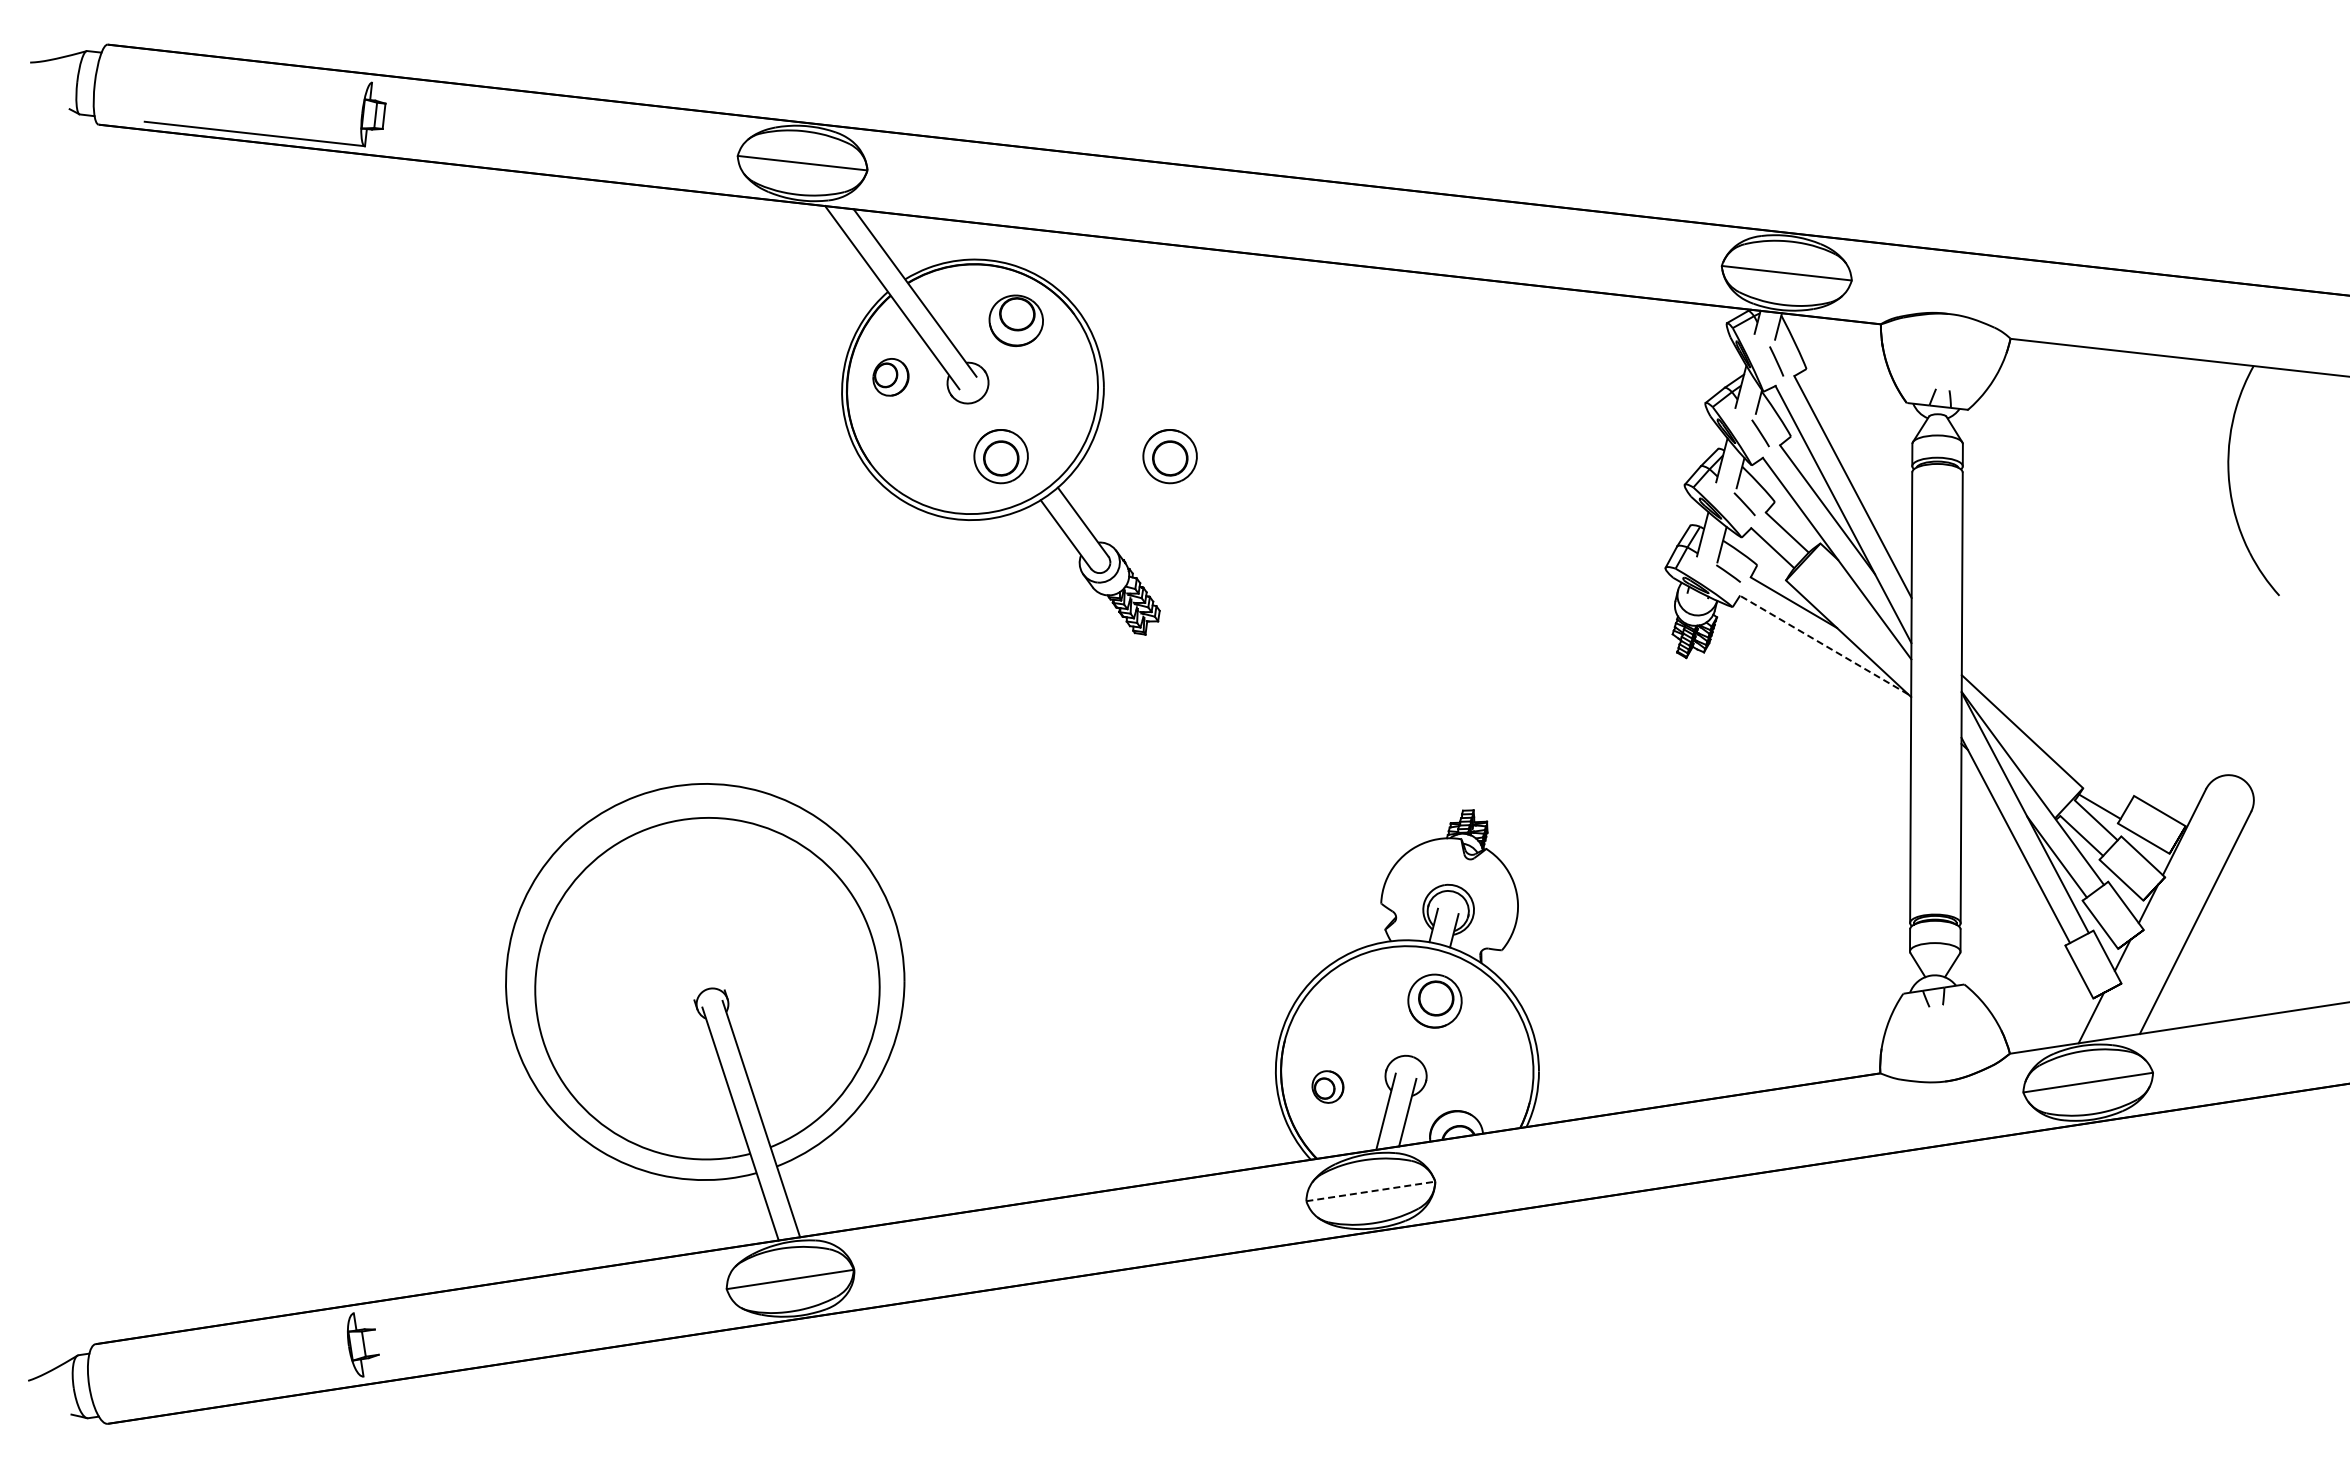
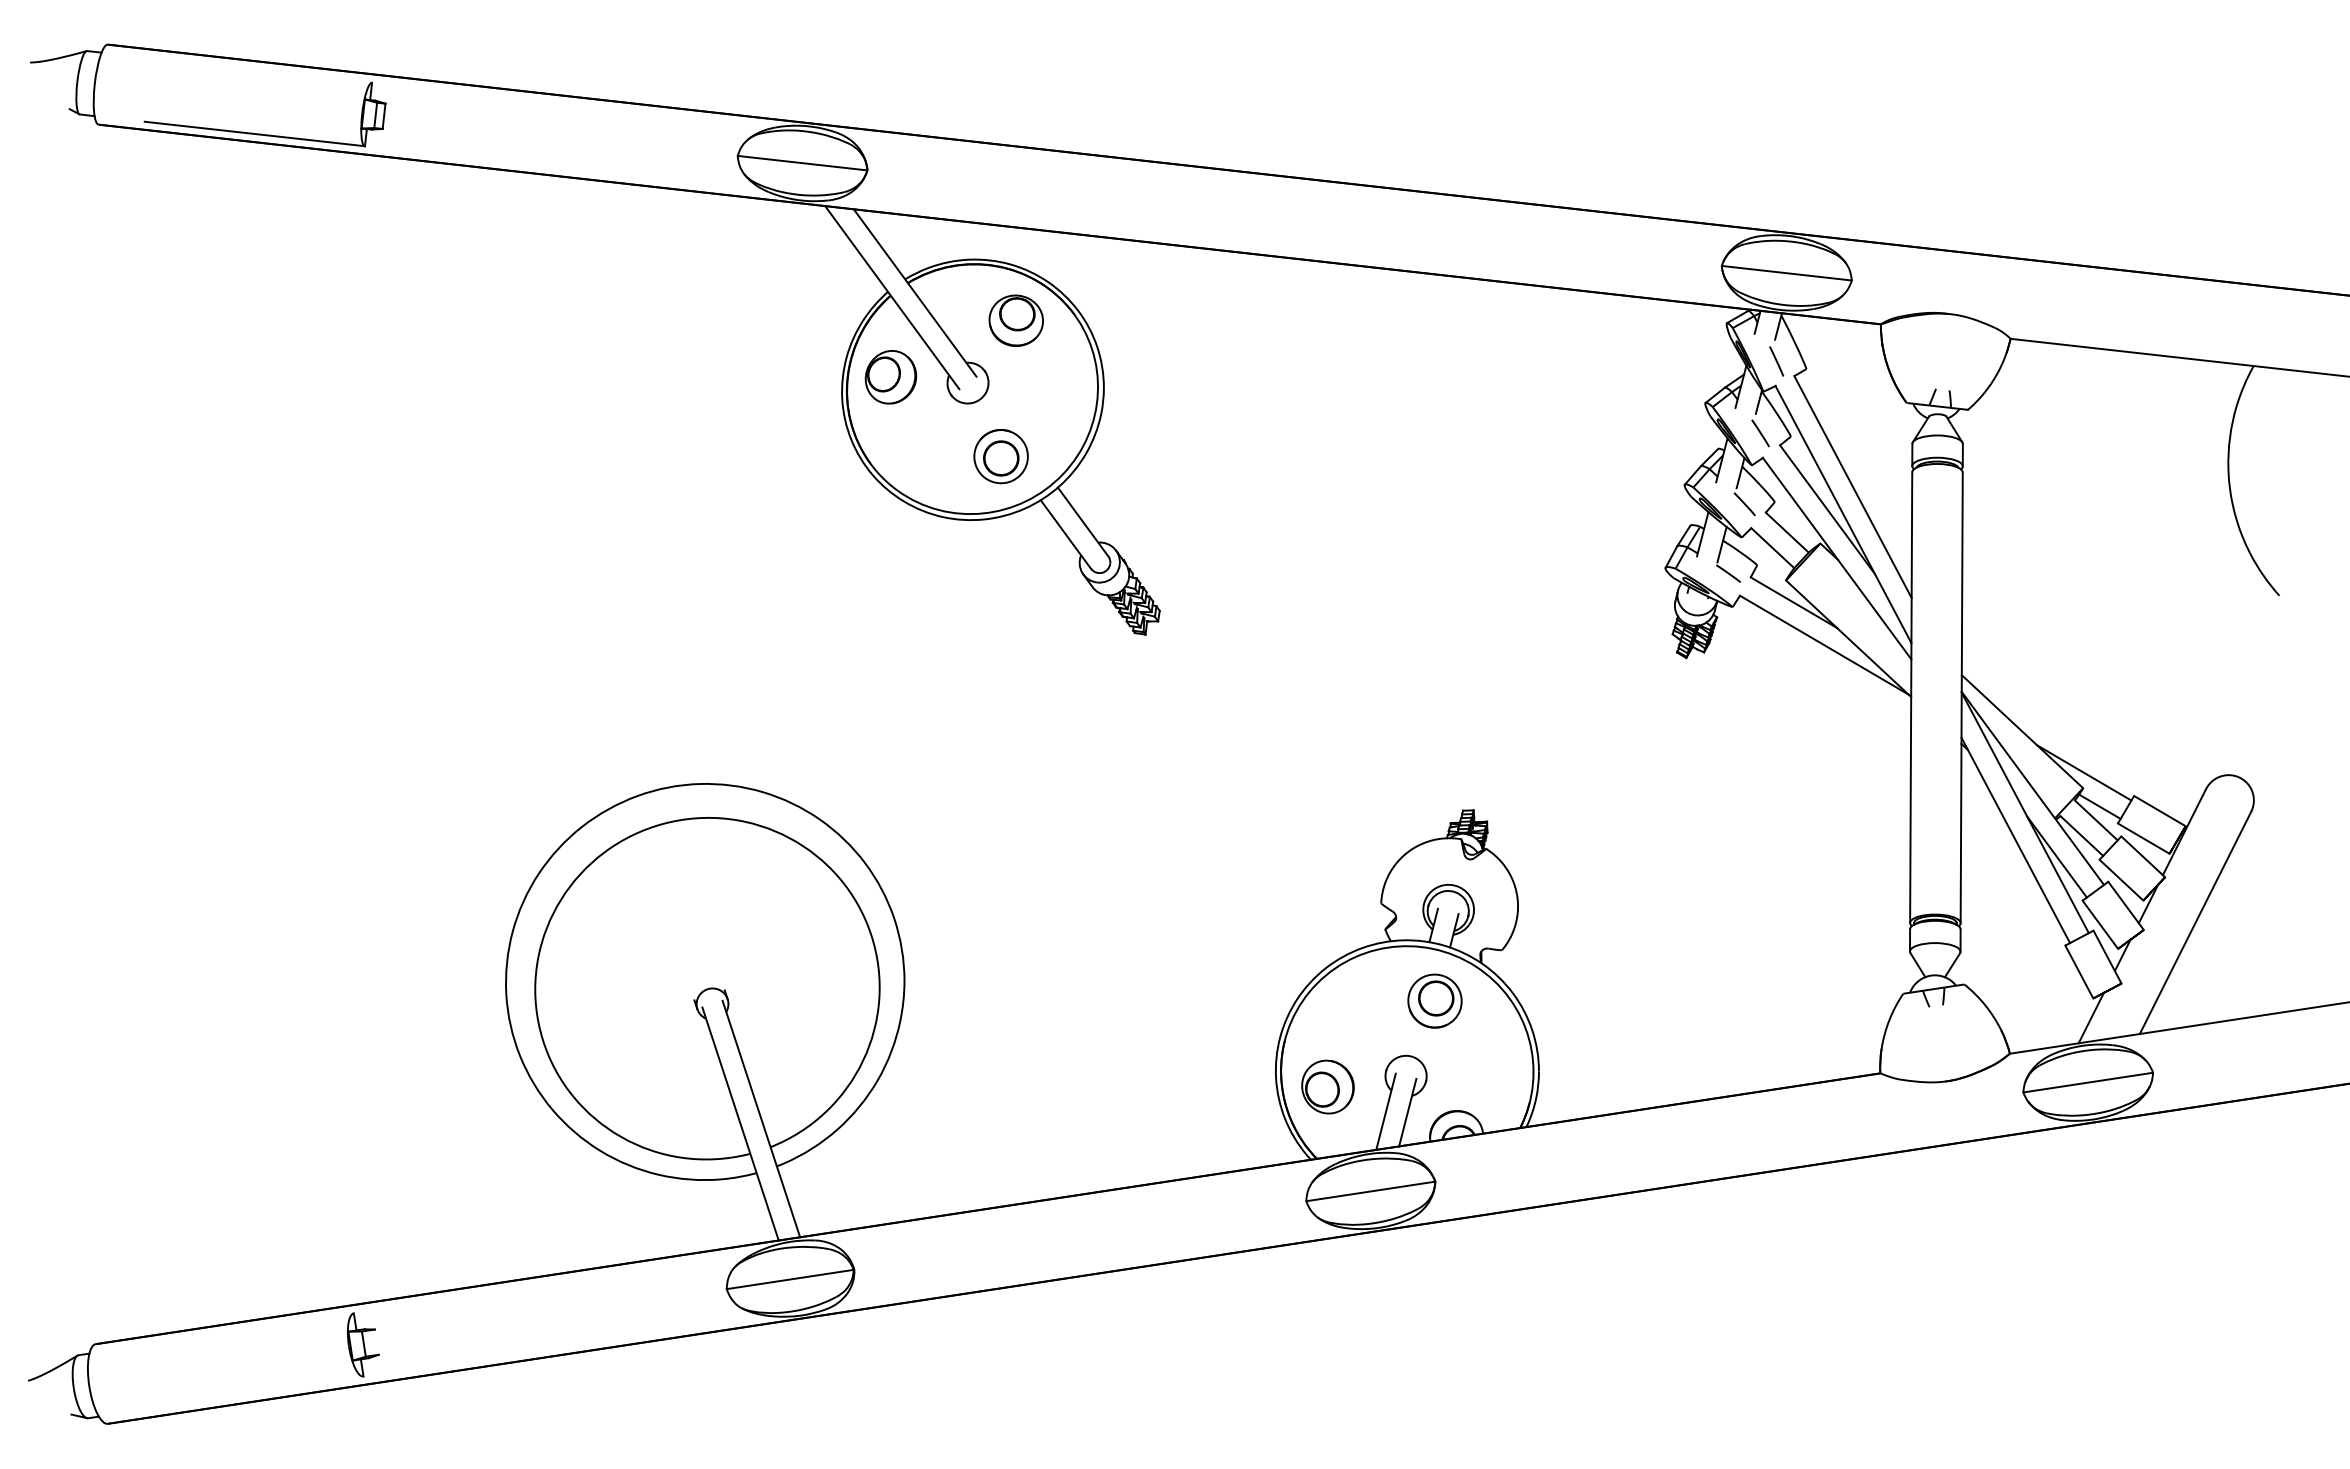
part size: 38x39 px -> 54x55 px (890, 377)
part: present -> none (1169, 456)
line: dashed -> solid (1824, 645)
line: none -> present (2084, 772)
part size: 34x34 px -> 54x56 px (1327, 1086)
line: dashed -> solid (1371, 1191)
